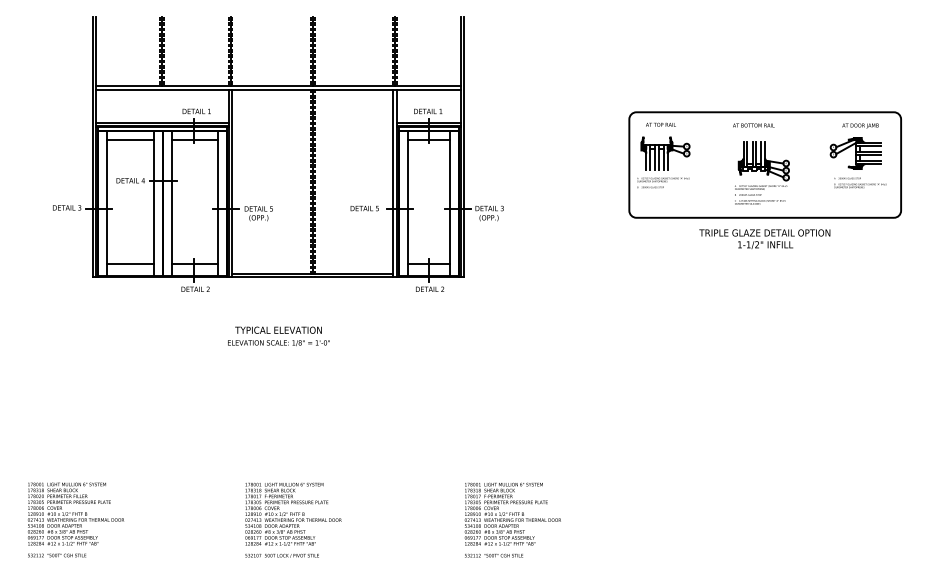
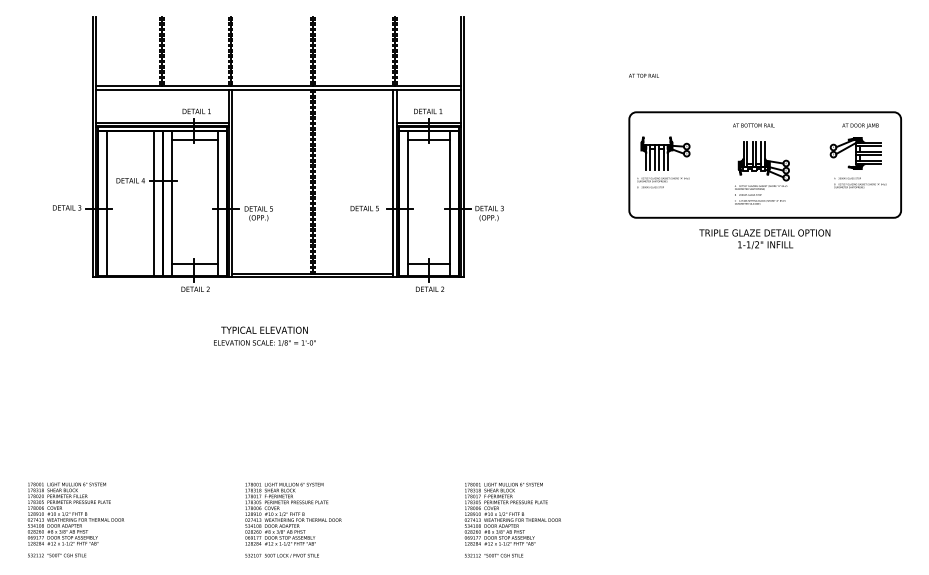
text position: (660, 124) -> (643, 75) (643, 75)
line: present -> none (130, 139)
line: present -> none (130, 264)
text position: (278, 336) -> (264, 336) (264, 336)
